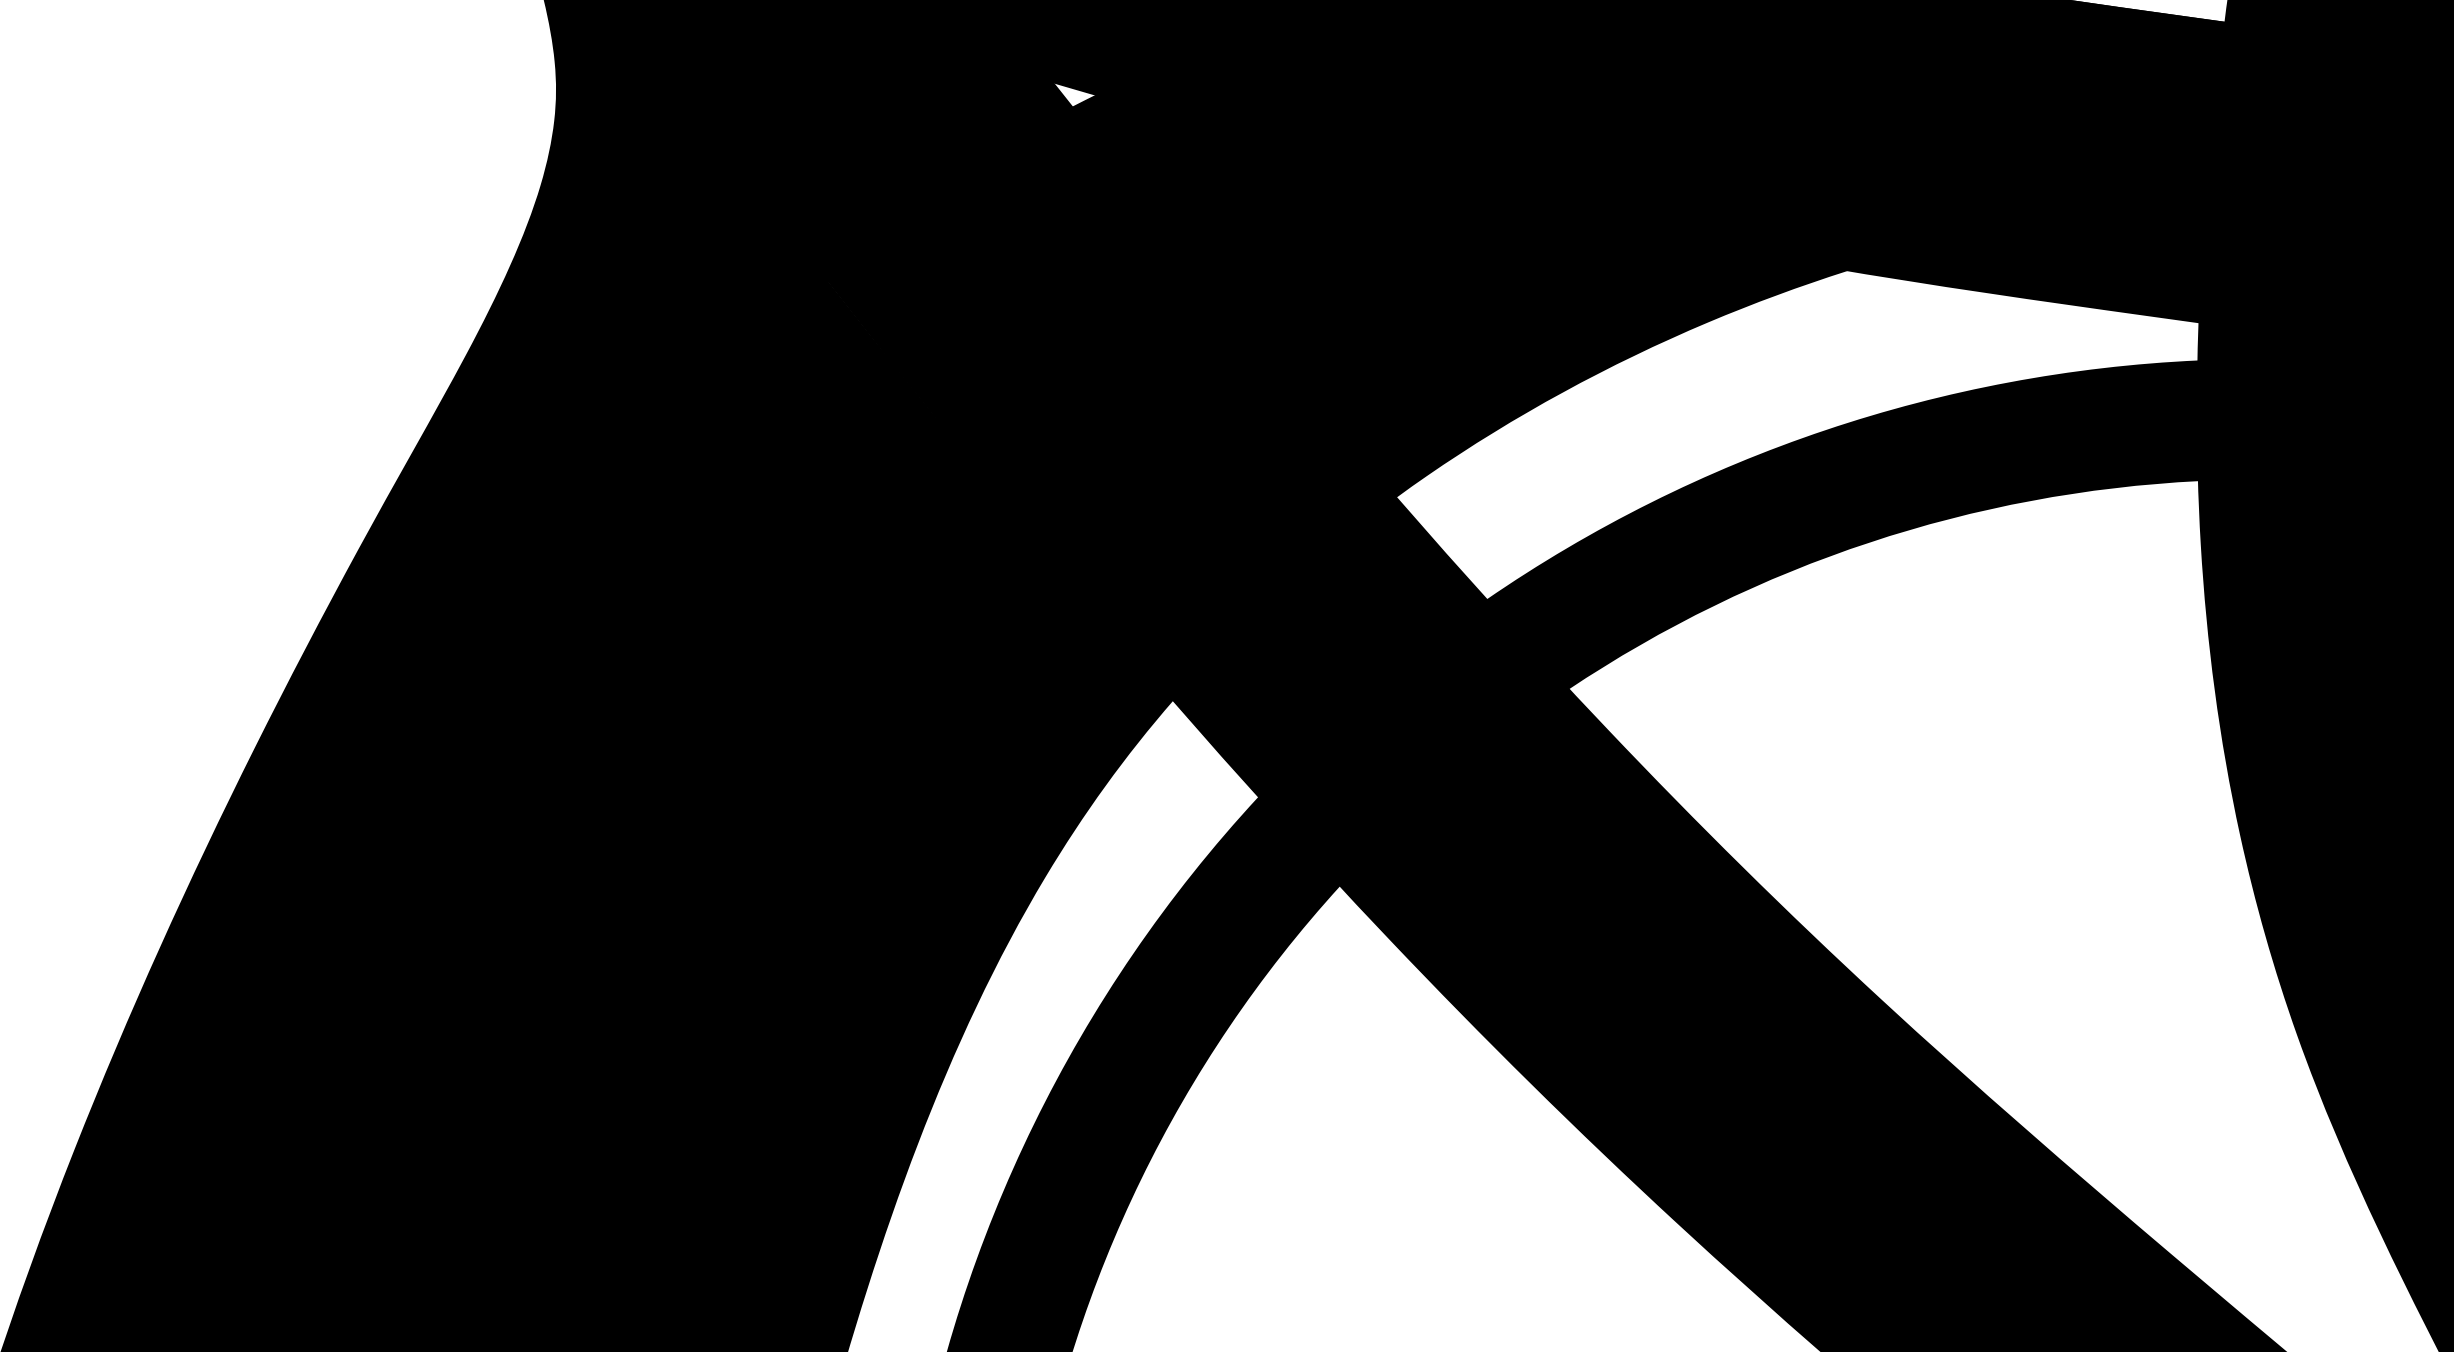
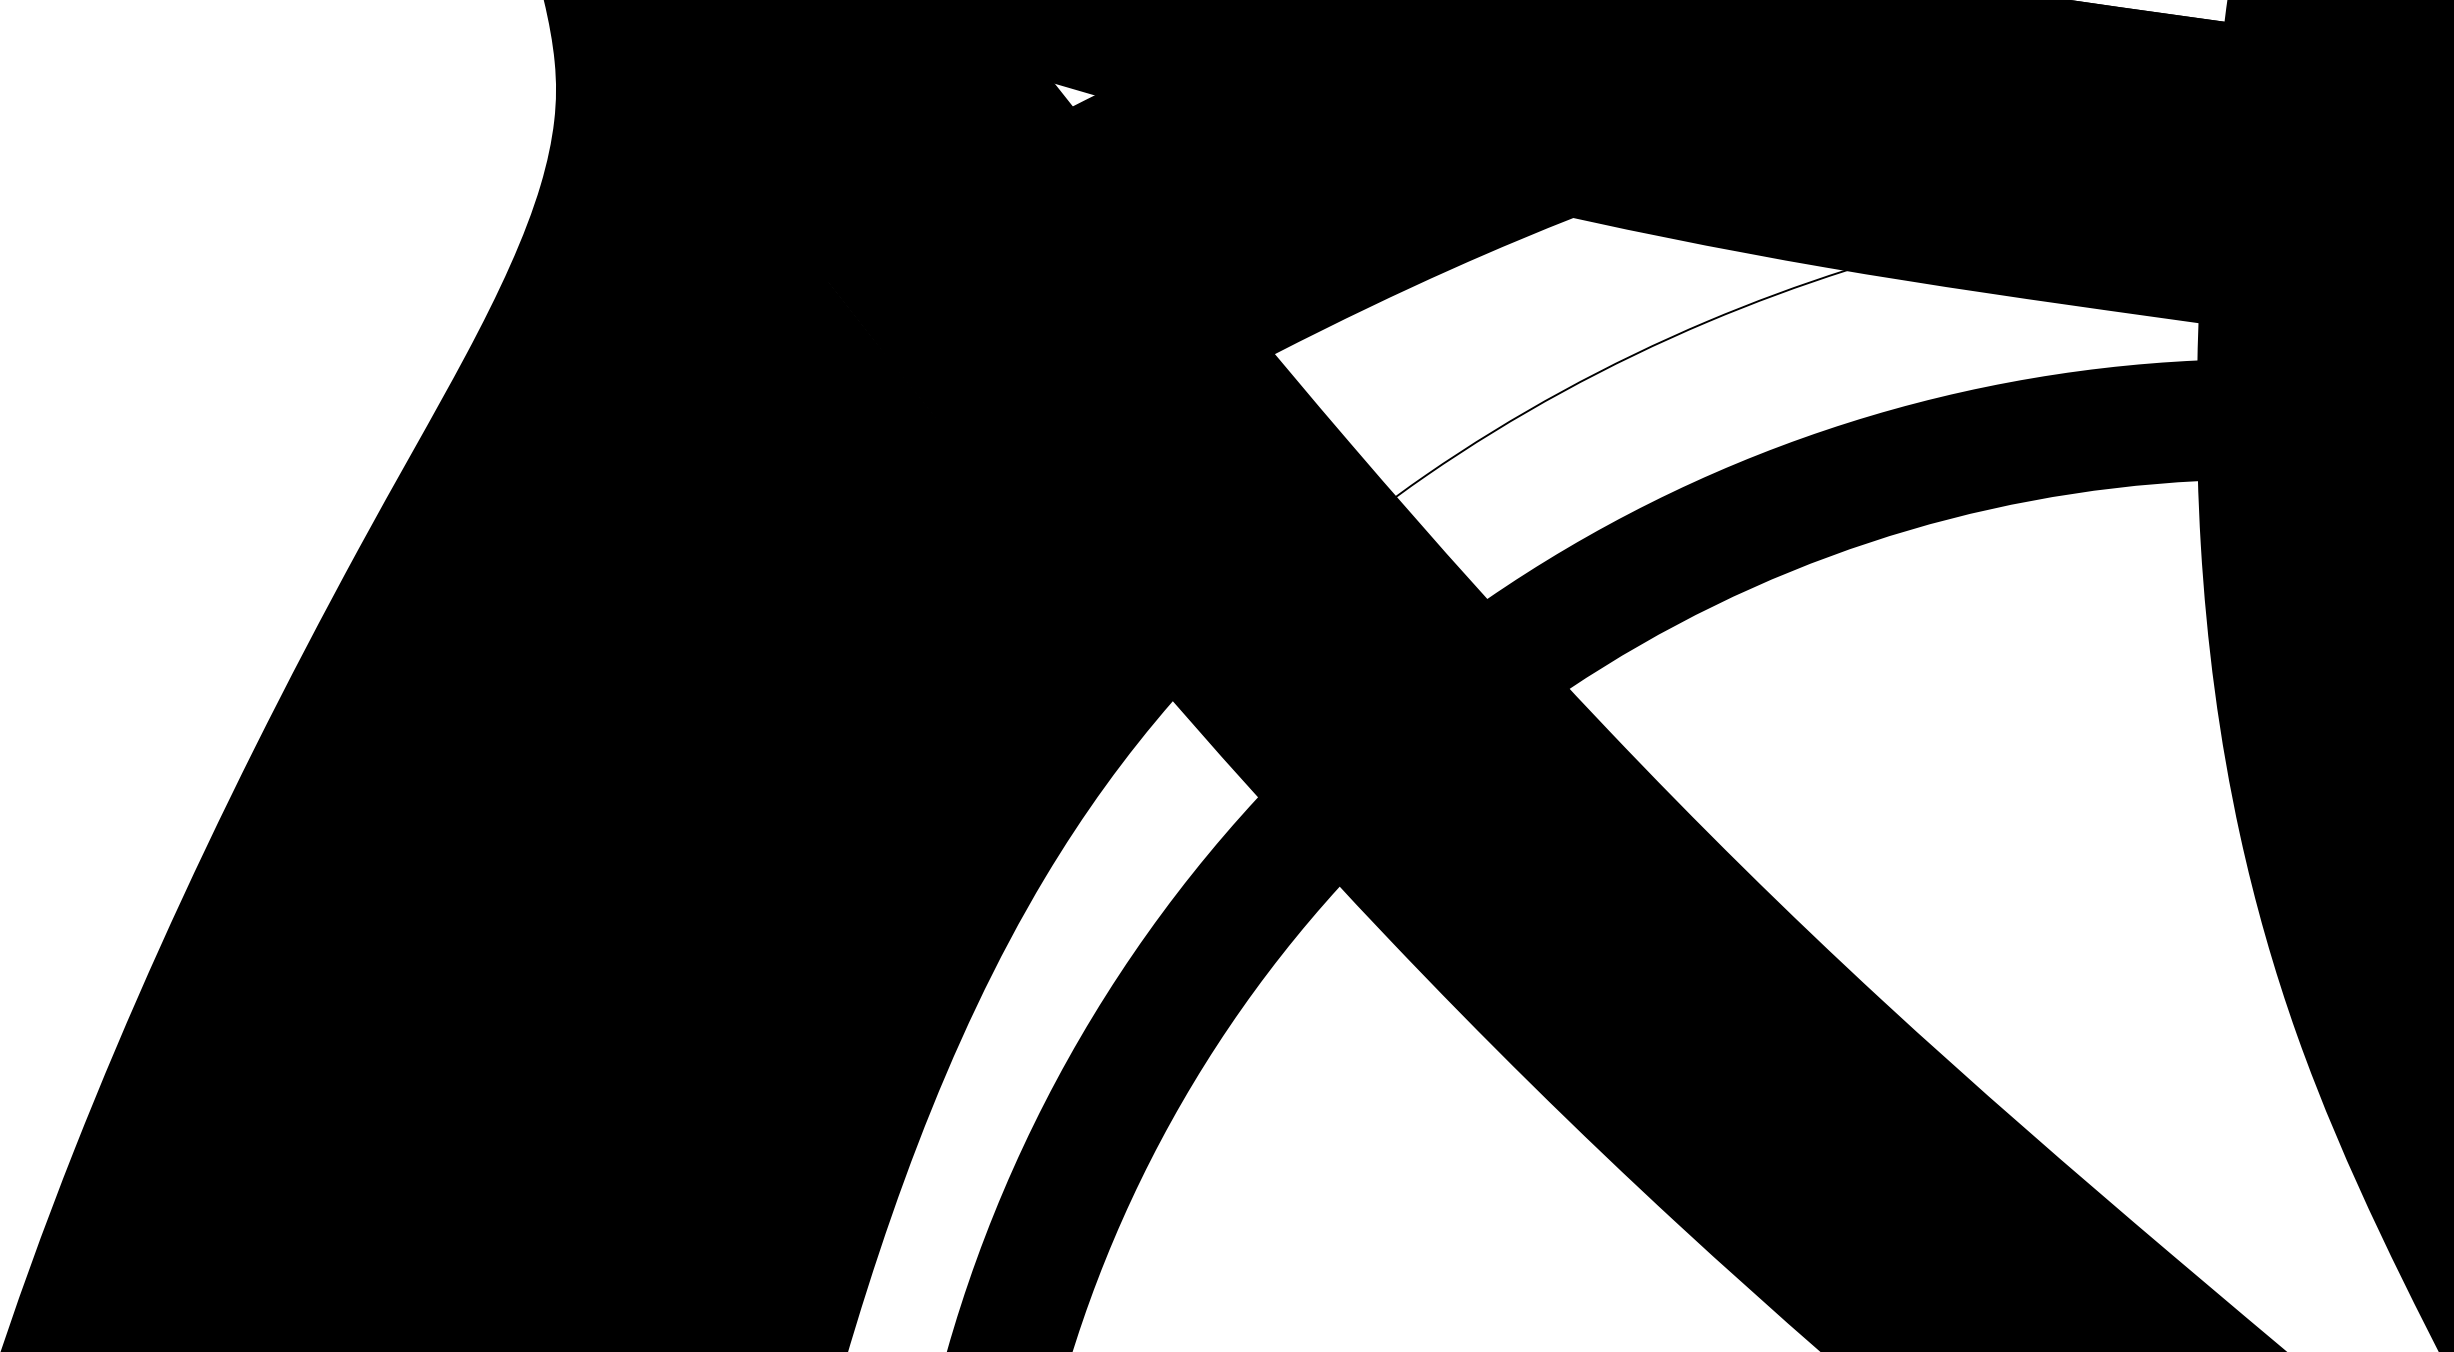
fill: present -> none (1559, 357)
